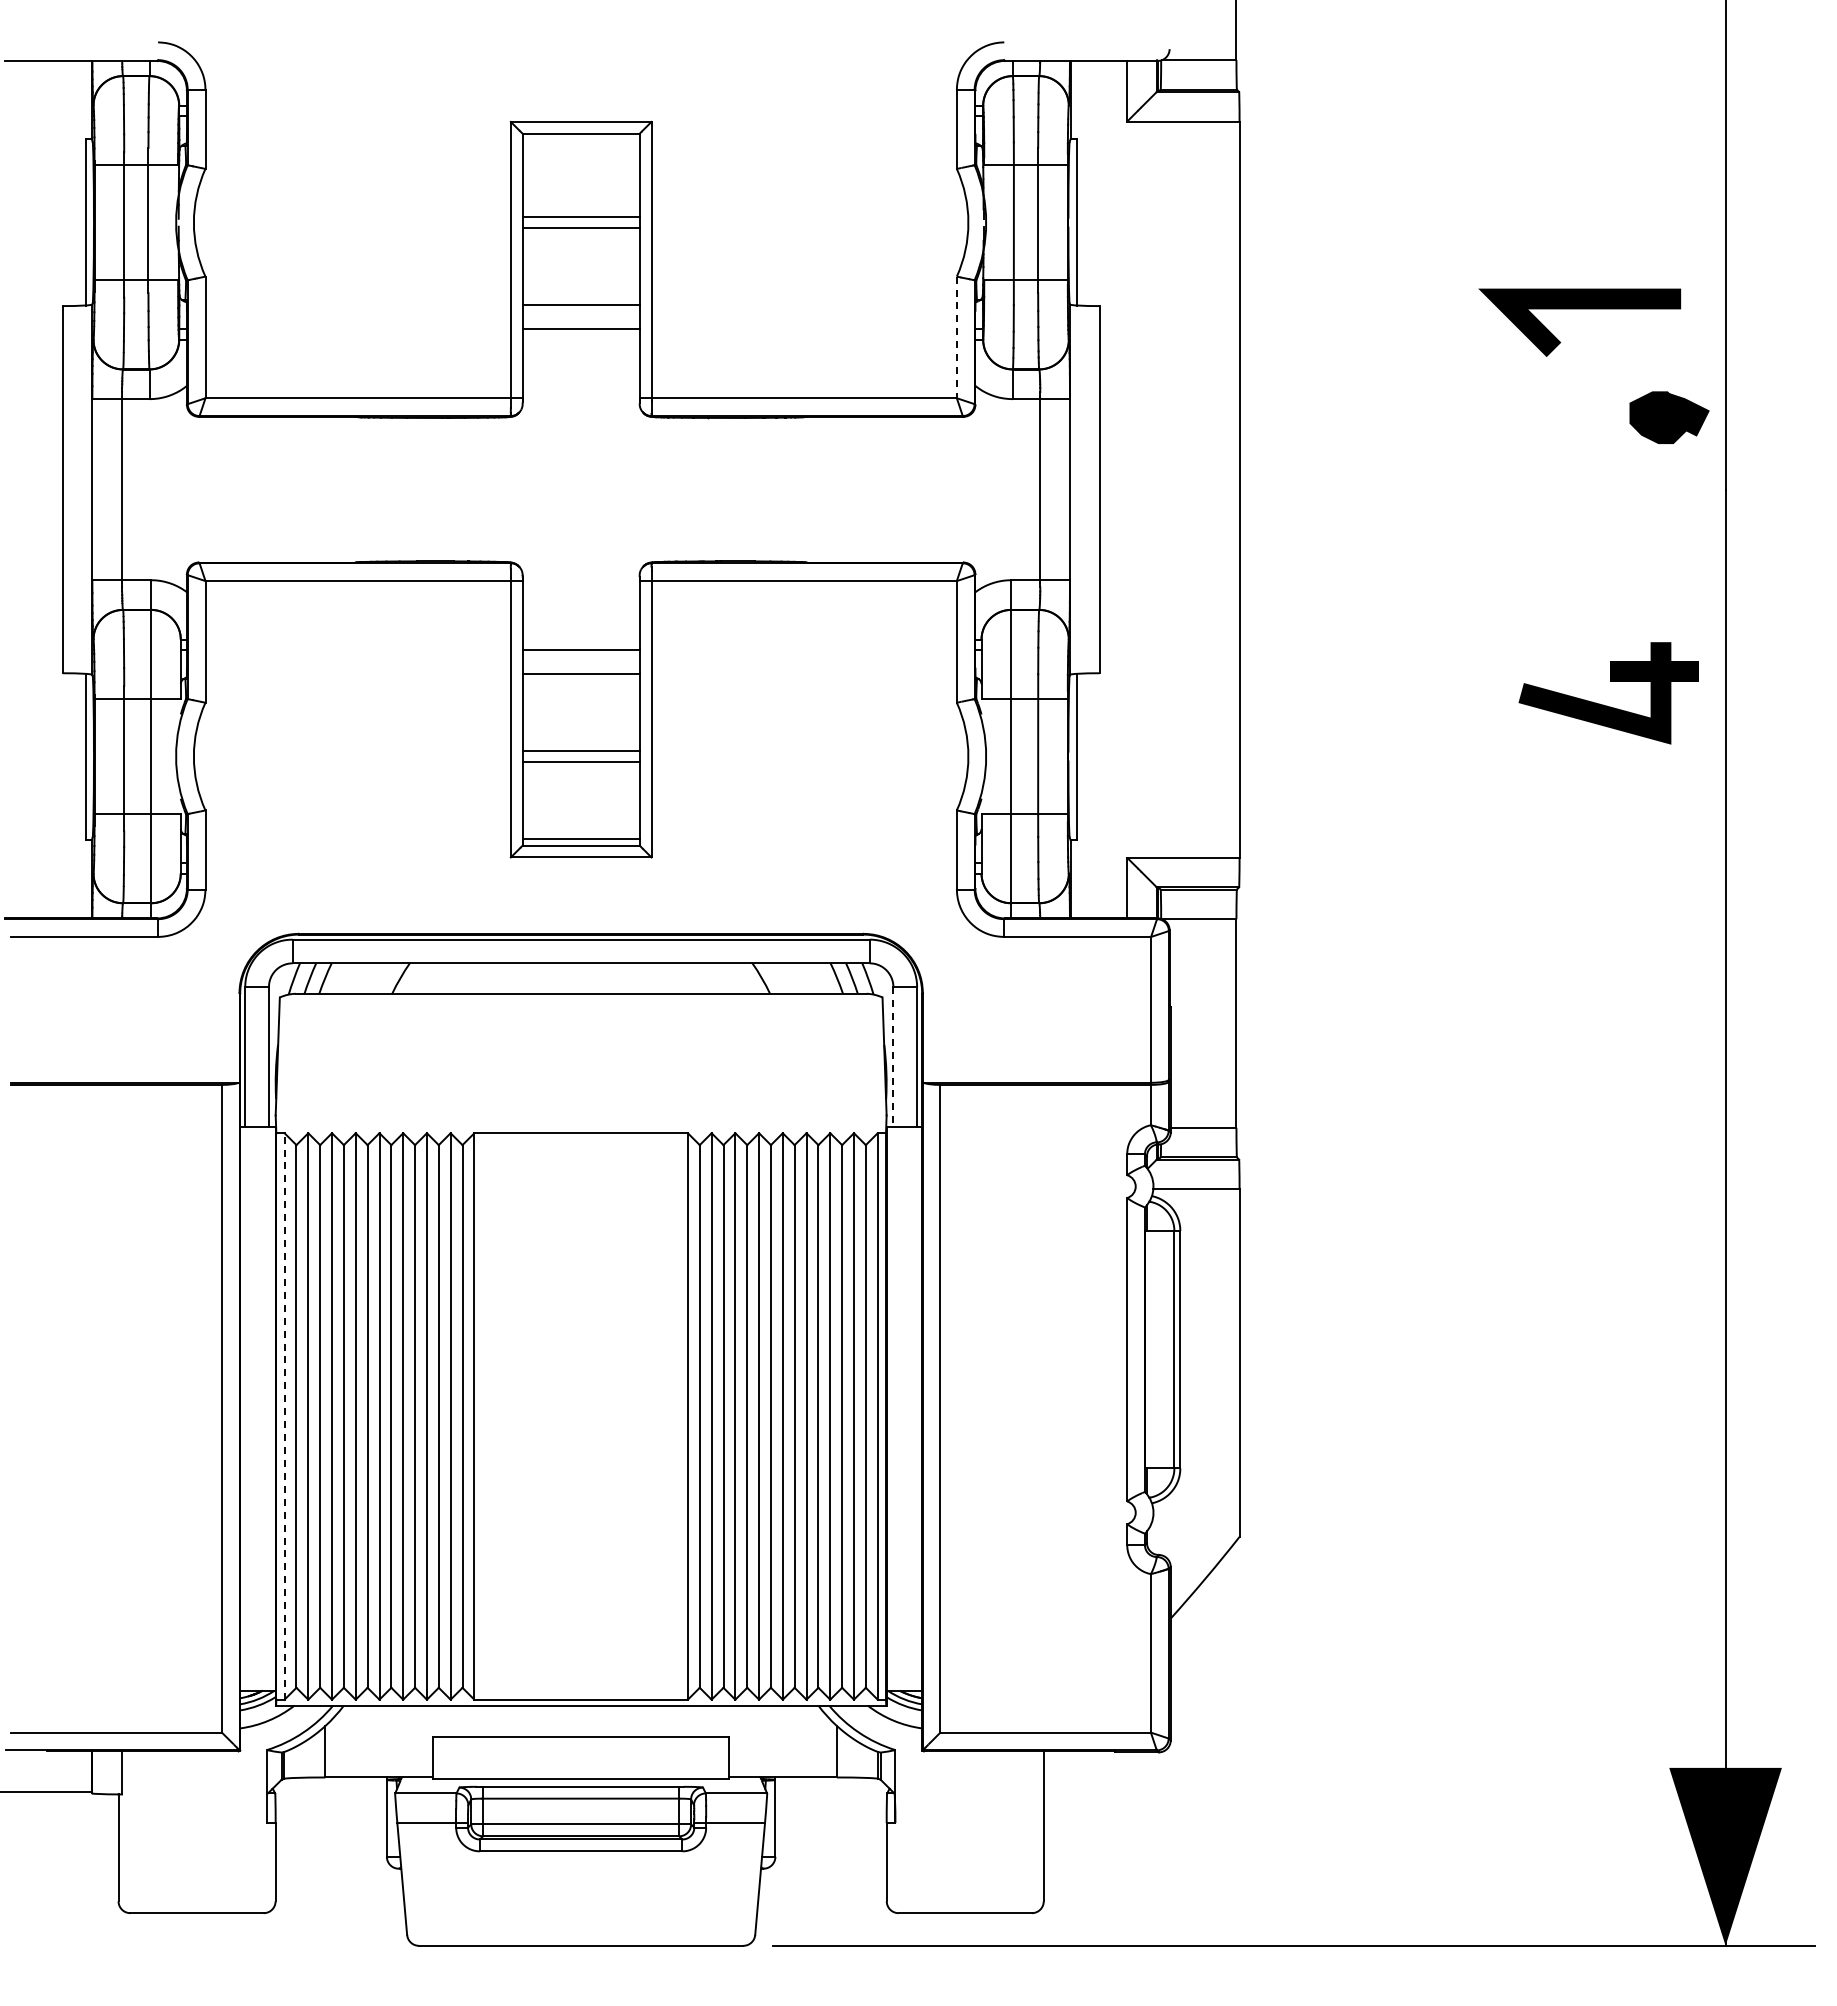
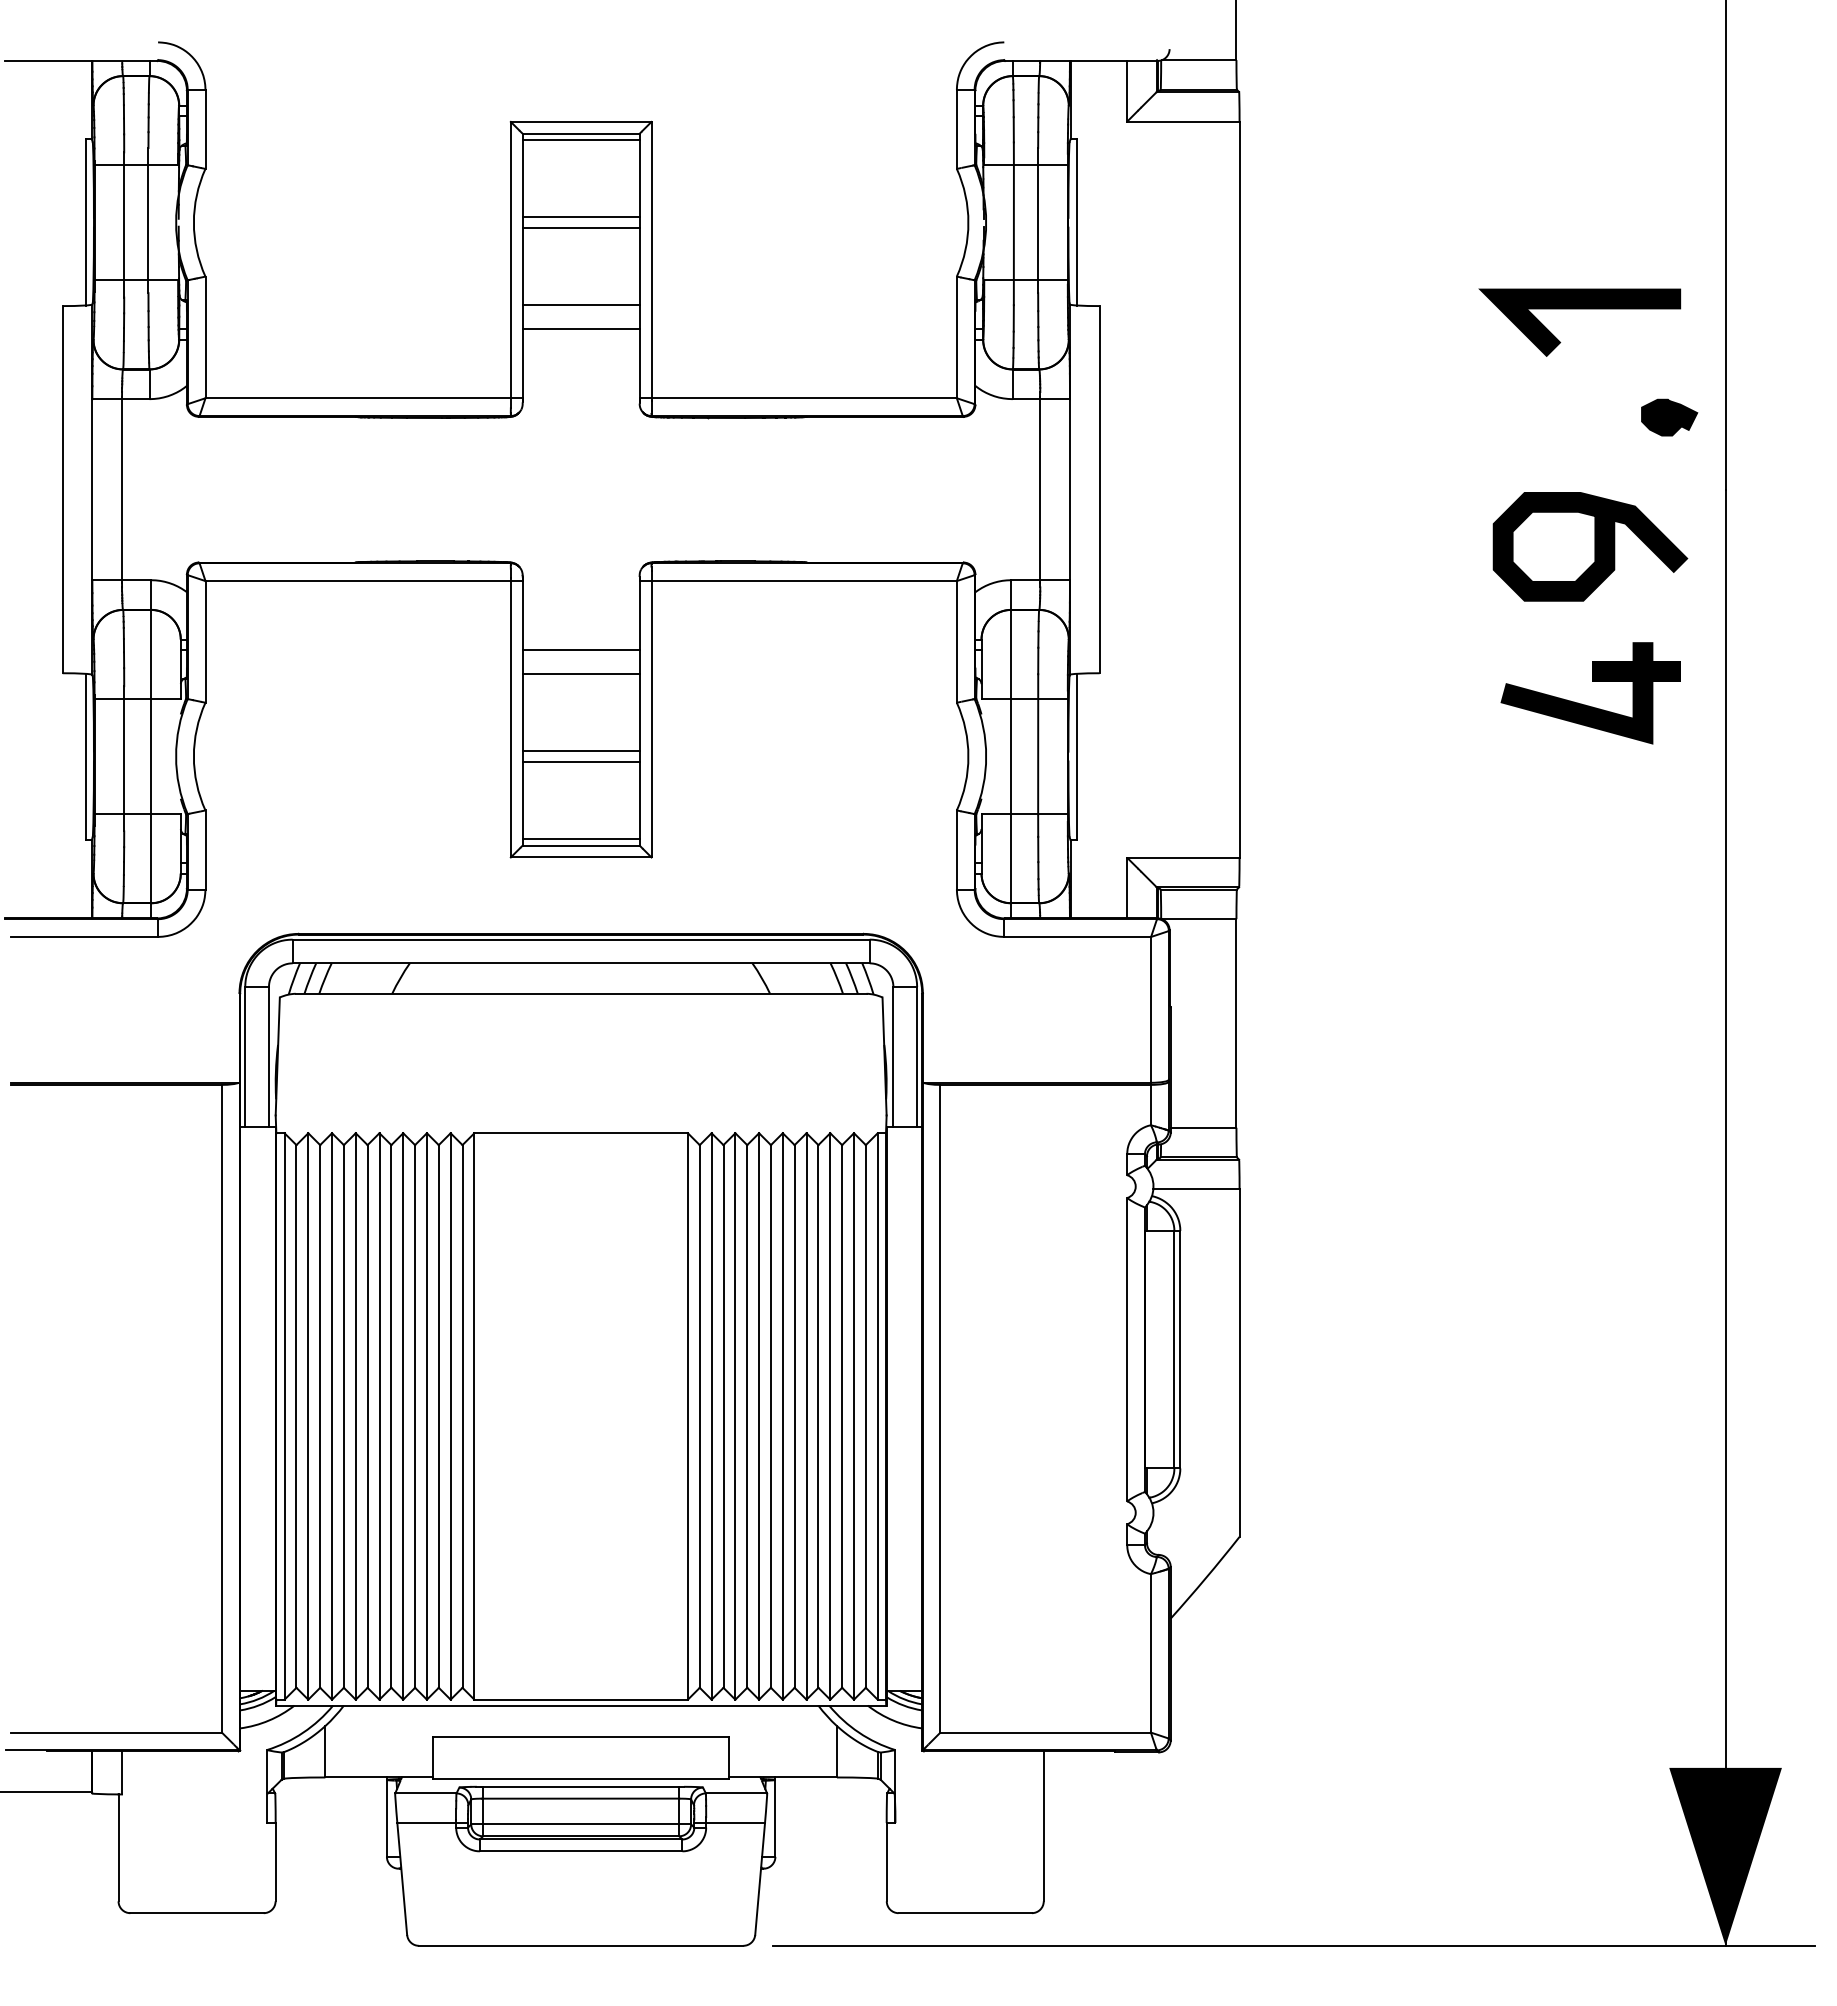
line: none -> present (580, 140)
line: dashed -> solid (956, 337)
part size: 81x53 px -> 58x39 px (1669, 417)
curve: none -> present (1594, 546)
part position: (1607, 705) -> (1589, 705) (1589, 705)
line: dashed -> solid (893, 1057)
line: dashed -> solid (284, 1415)
